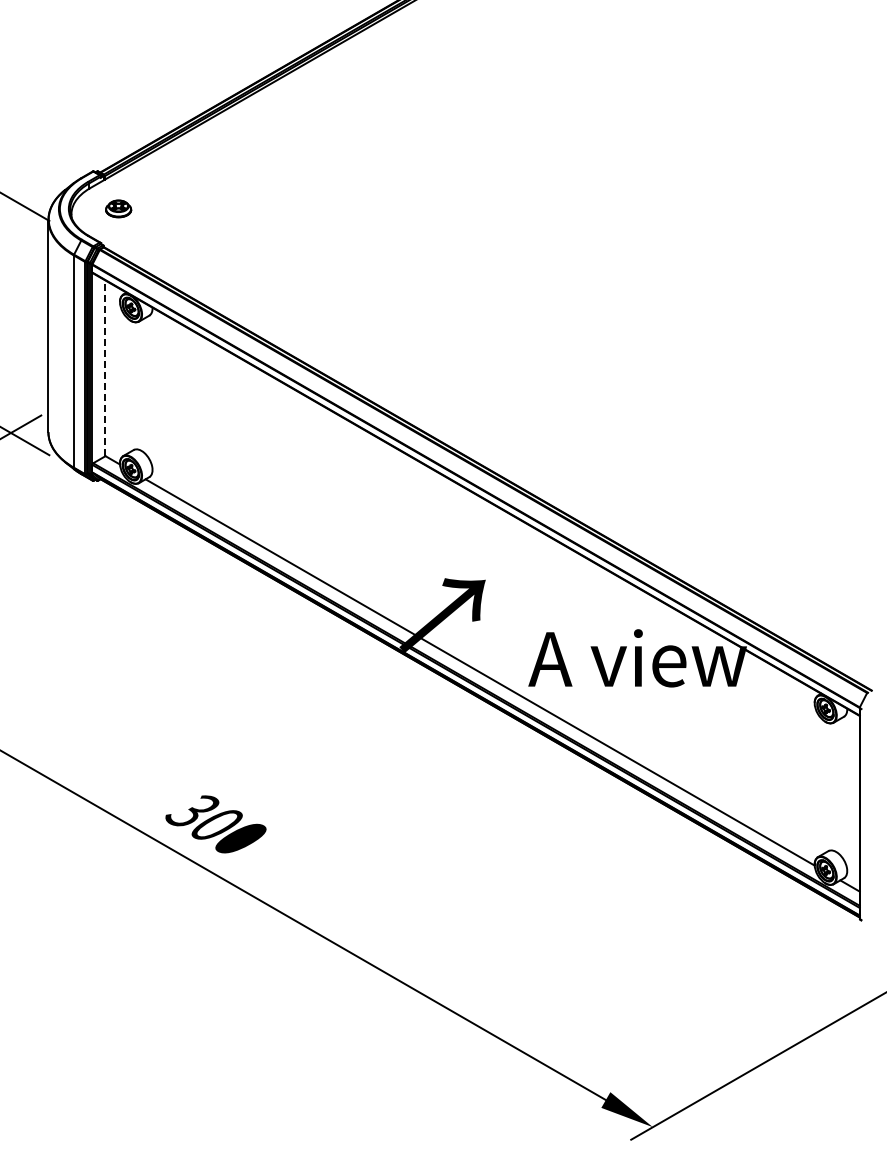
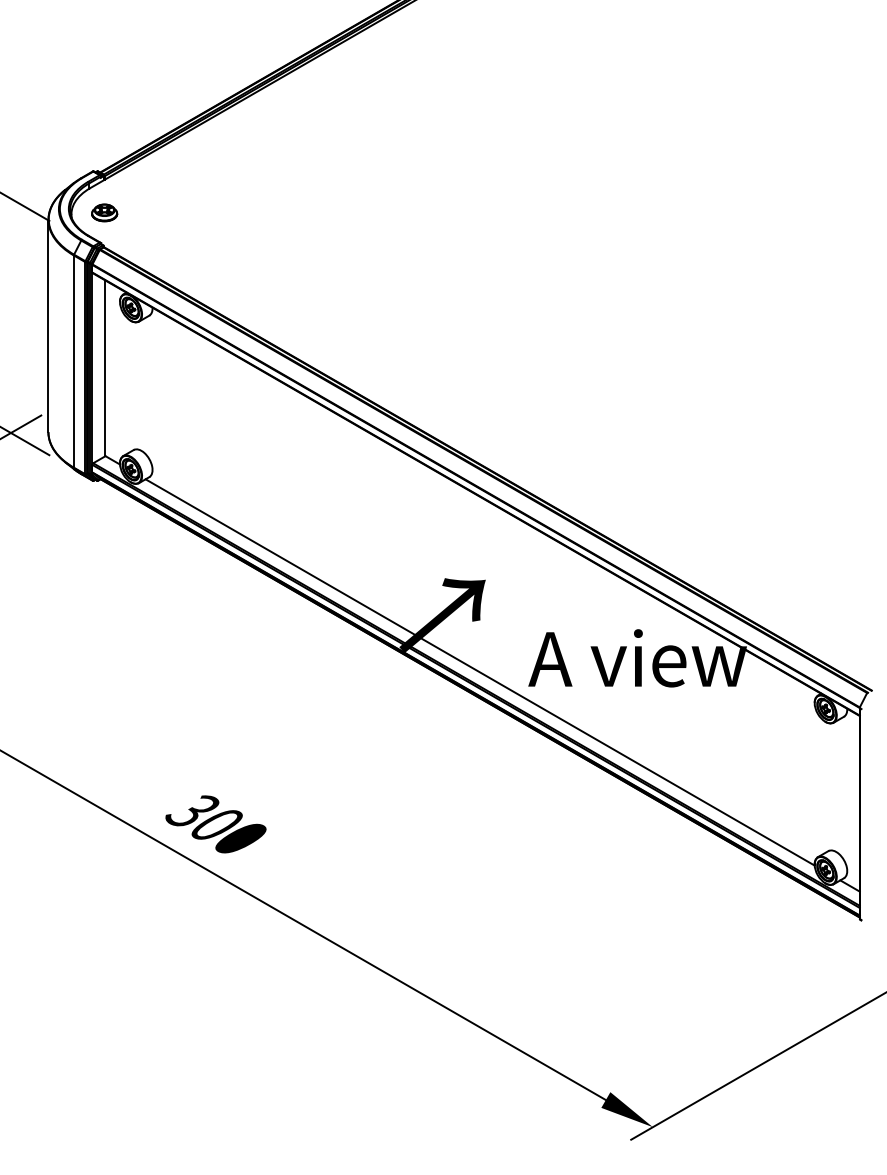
part position: (118, 208) -> (104, 212) (104, 212)
line: dashed -> solid (105, 368)
